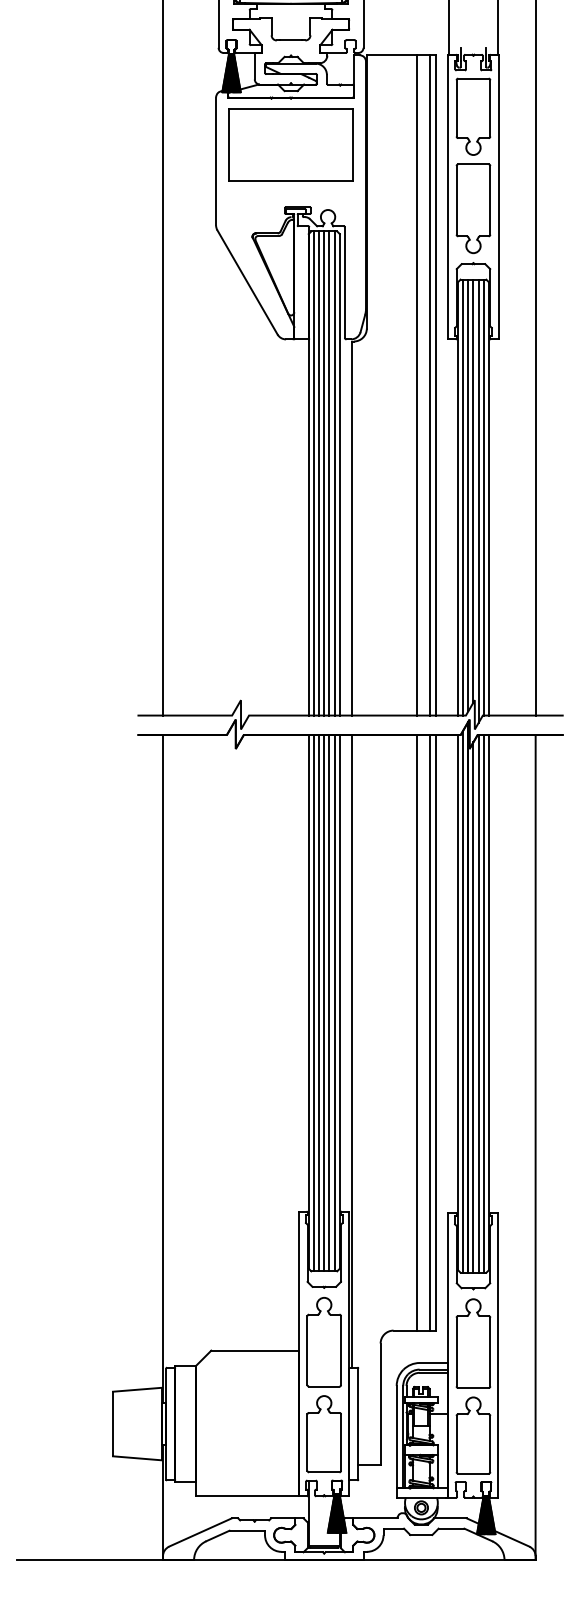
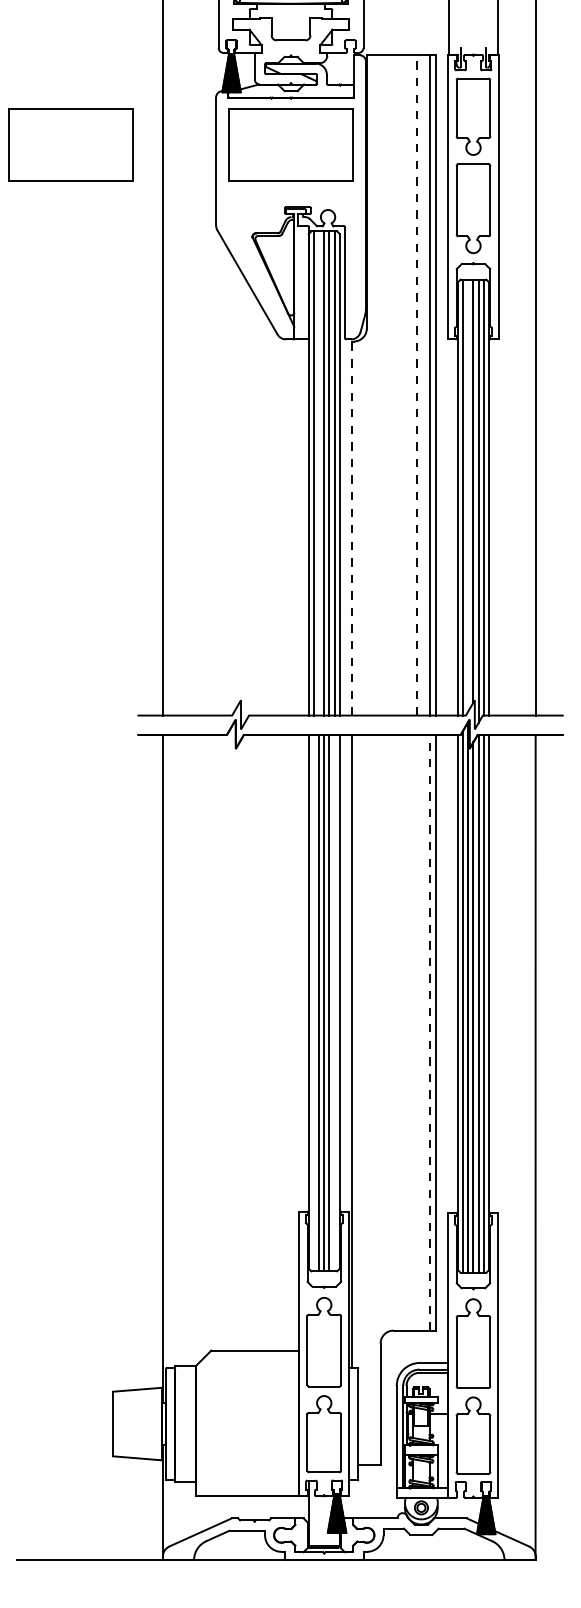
part: none -> present (70, 144)
line: solid -> dashed (416, 384)
line: present -> none (319, 473)
line: present -> none (468, 495)
line: solid -> dashed (352, 528)
line: present -> none (313, 1003)
line: present -> none (334, 1003)
line: present -> none (416, 1032)
line: solid -> dashed (429, 1032)
